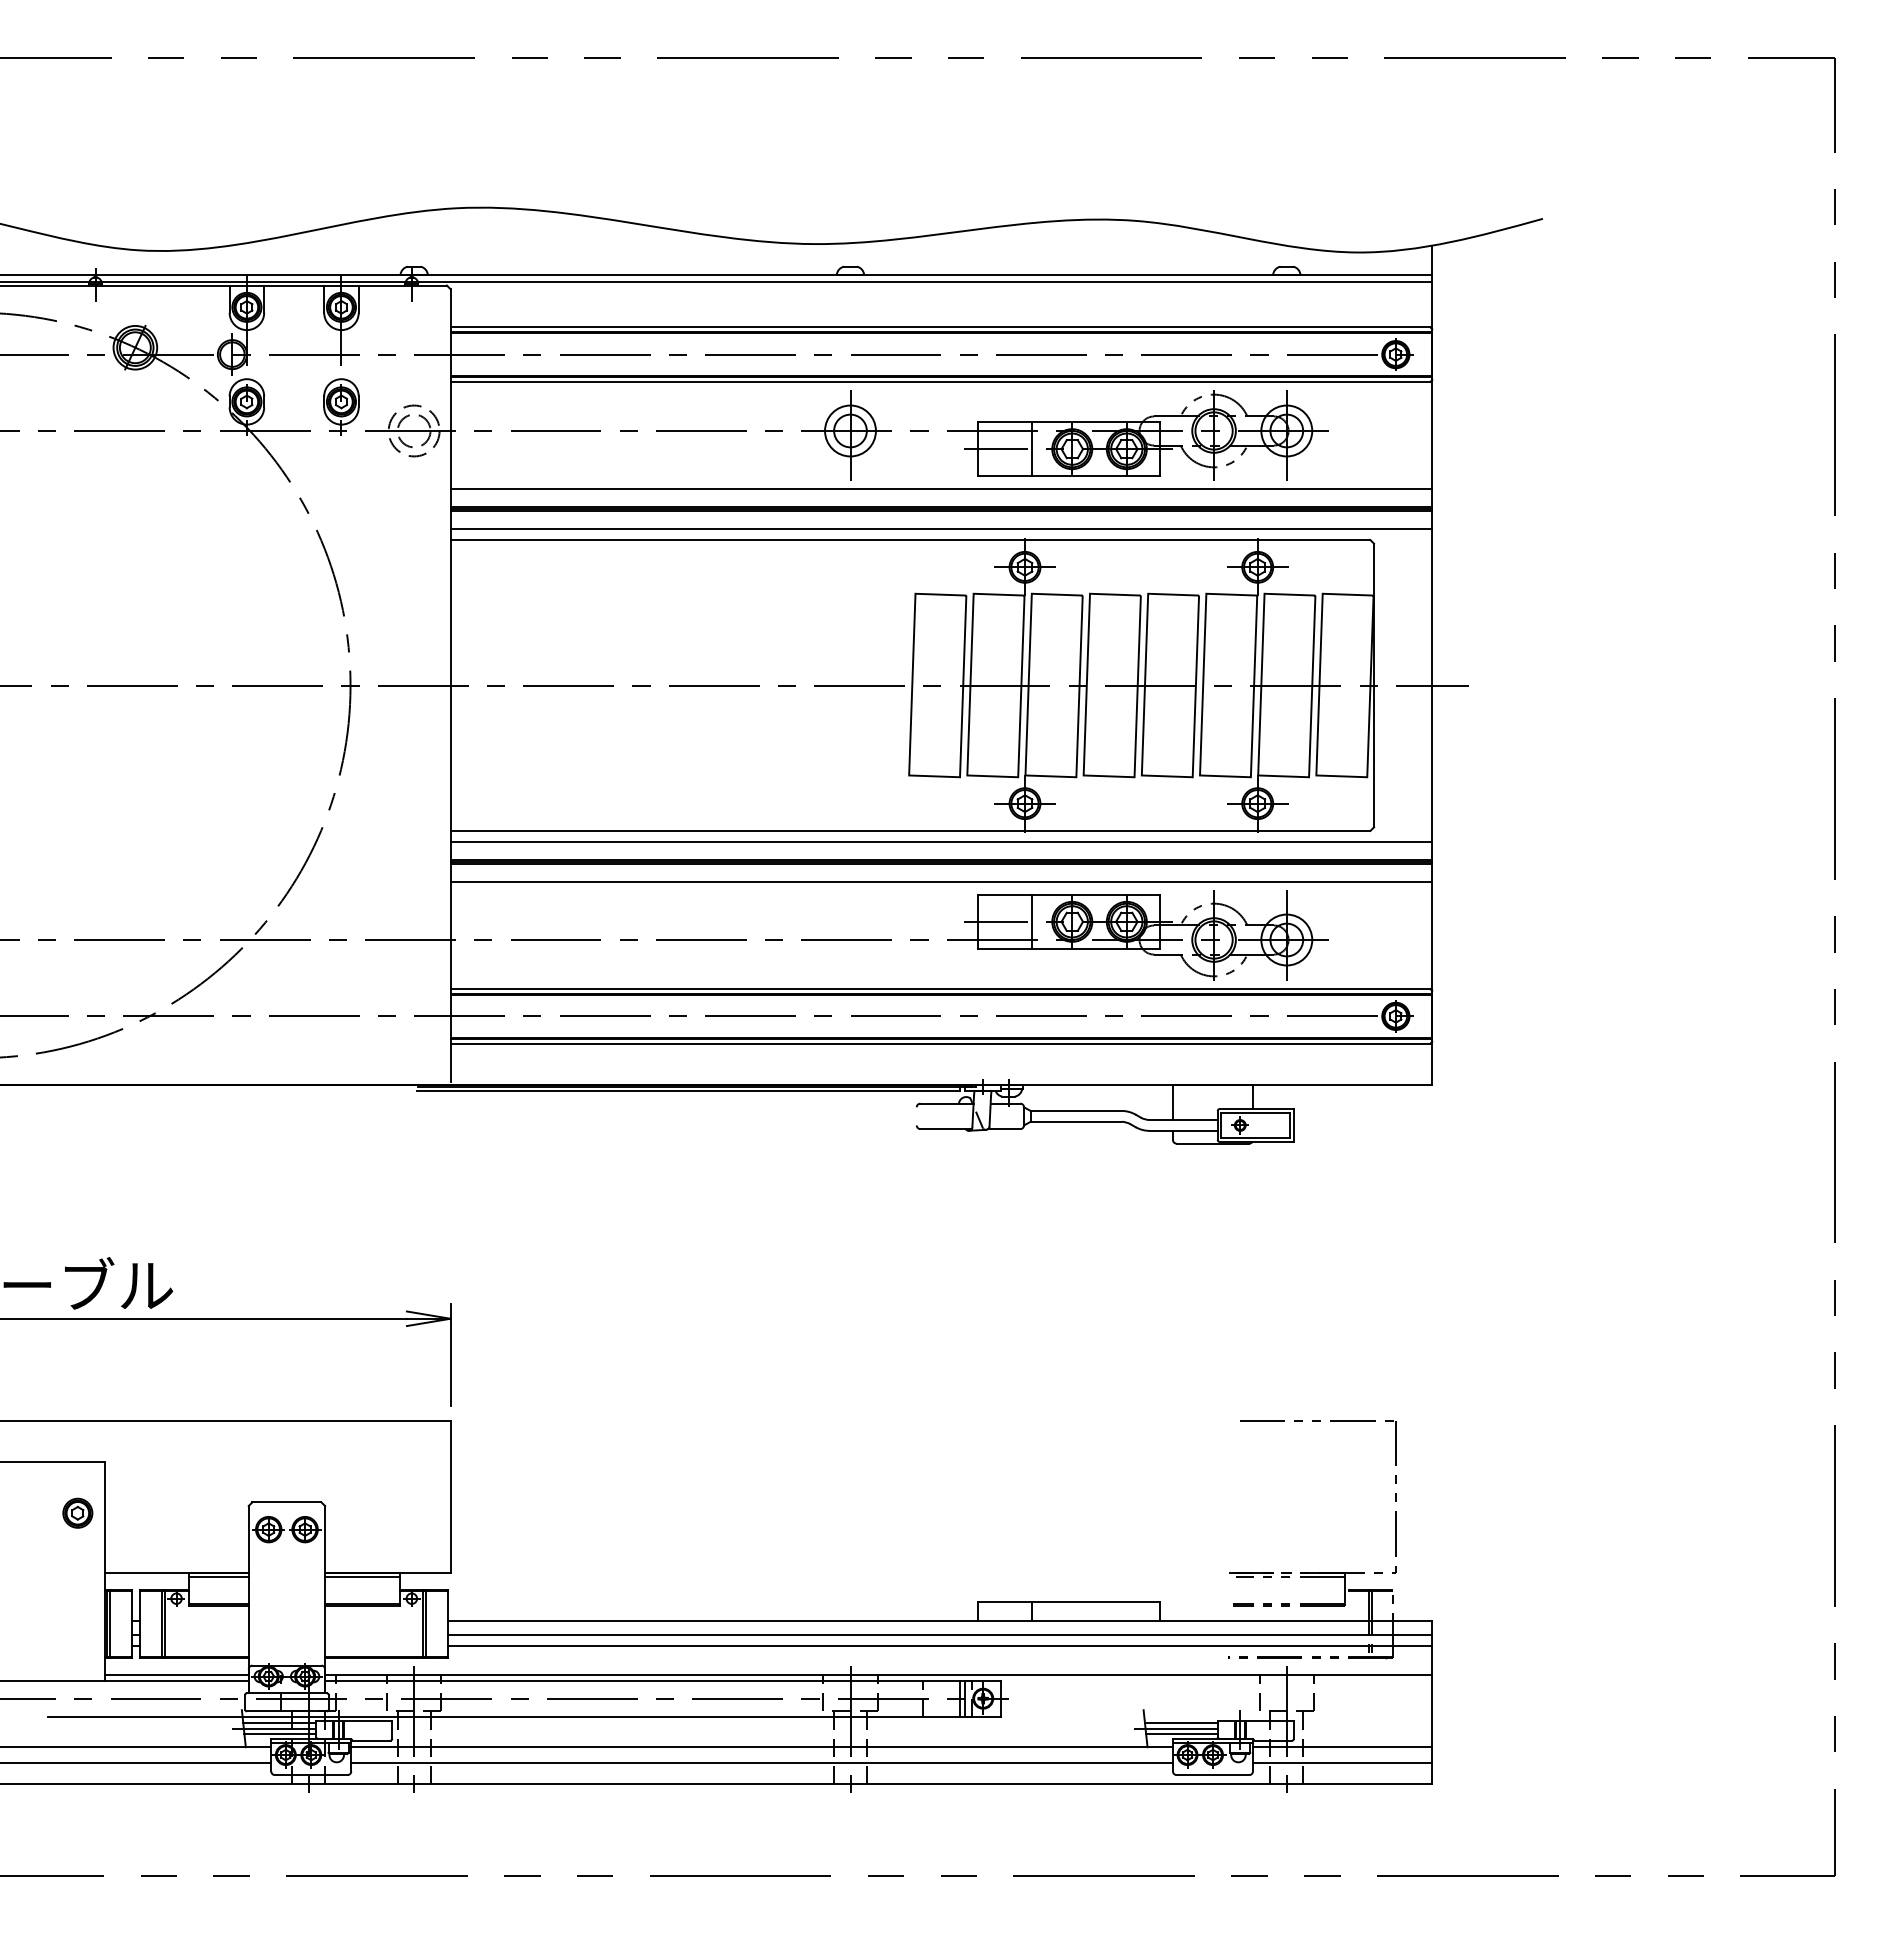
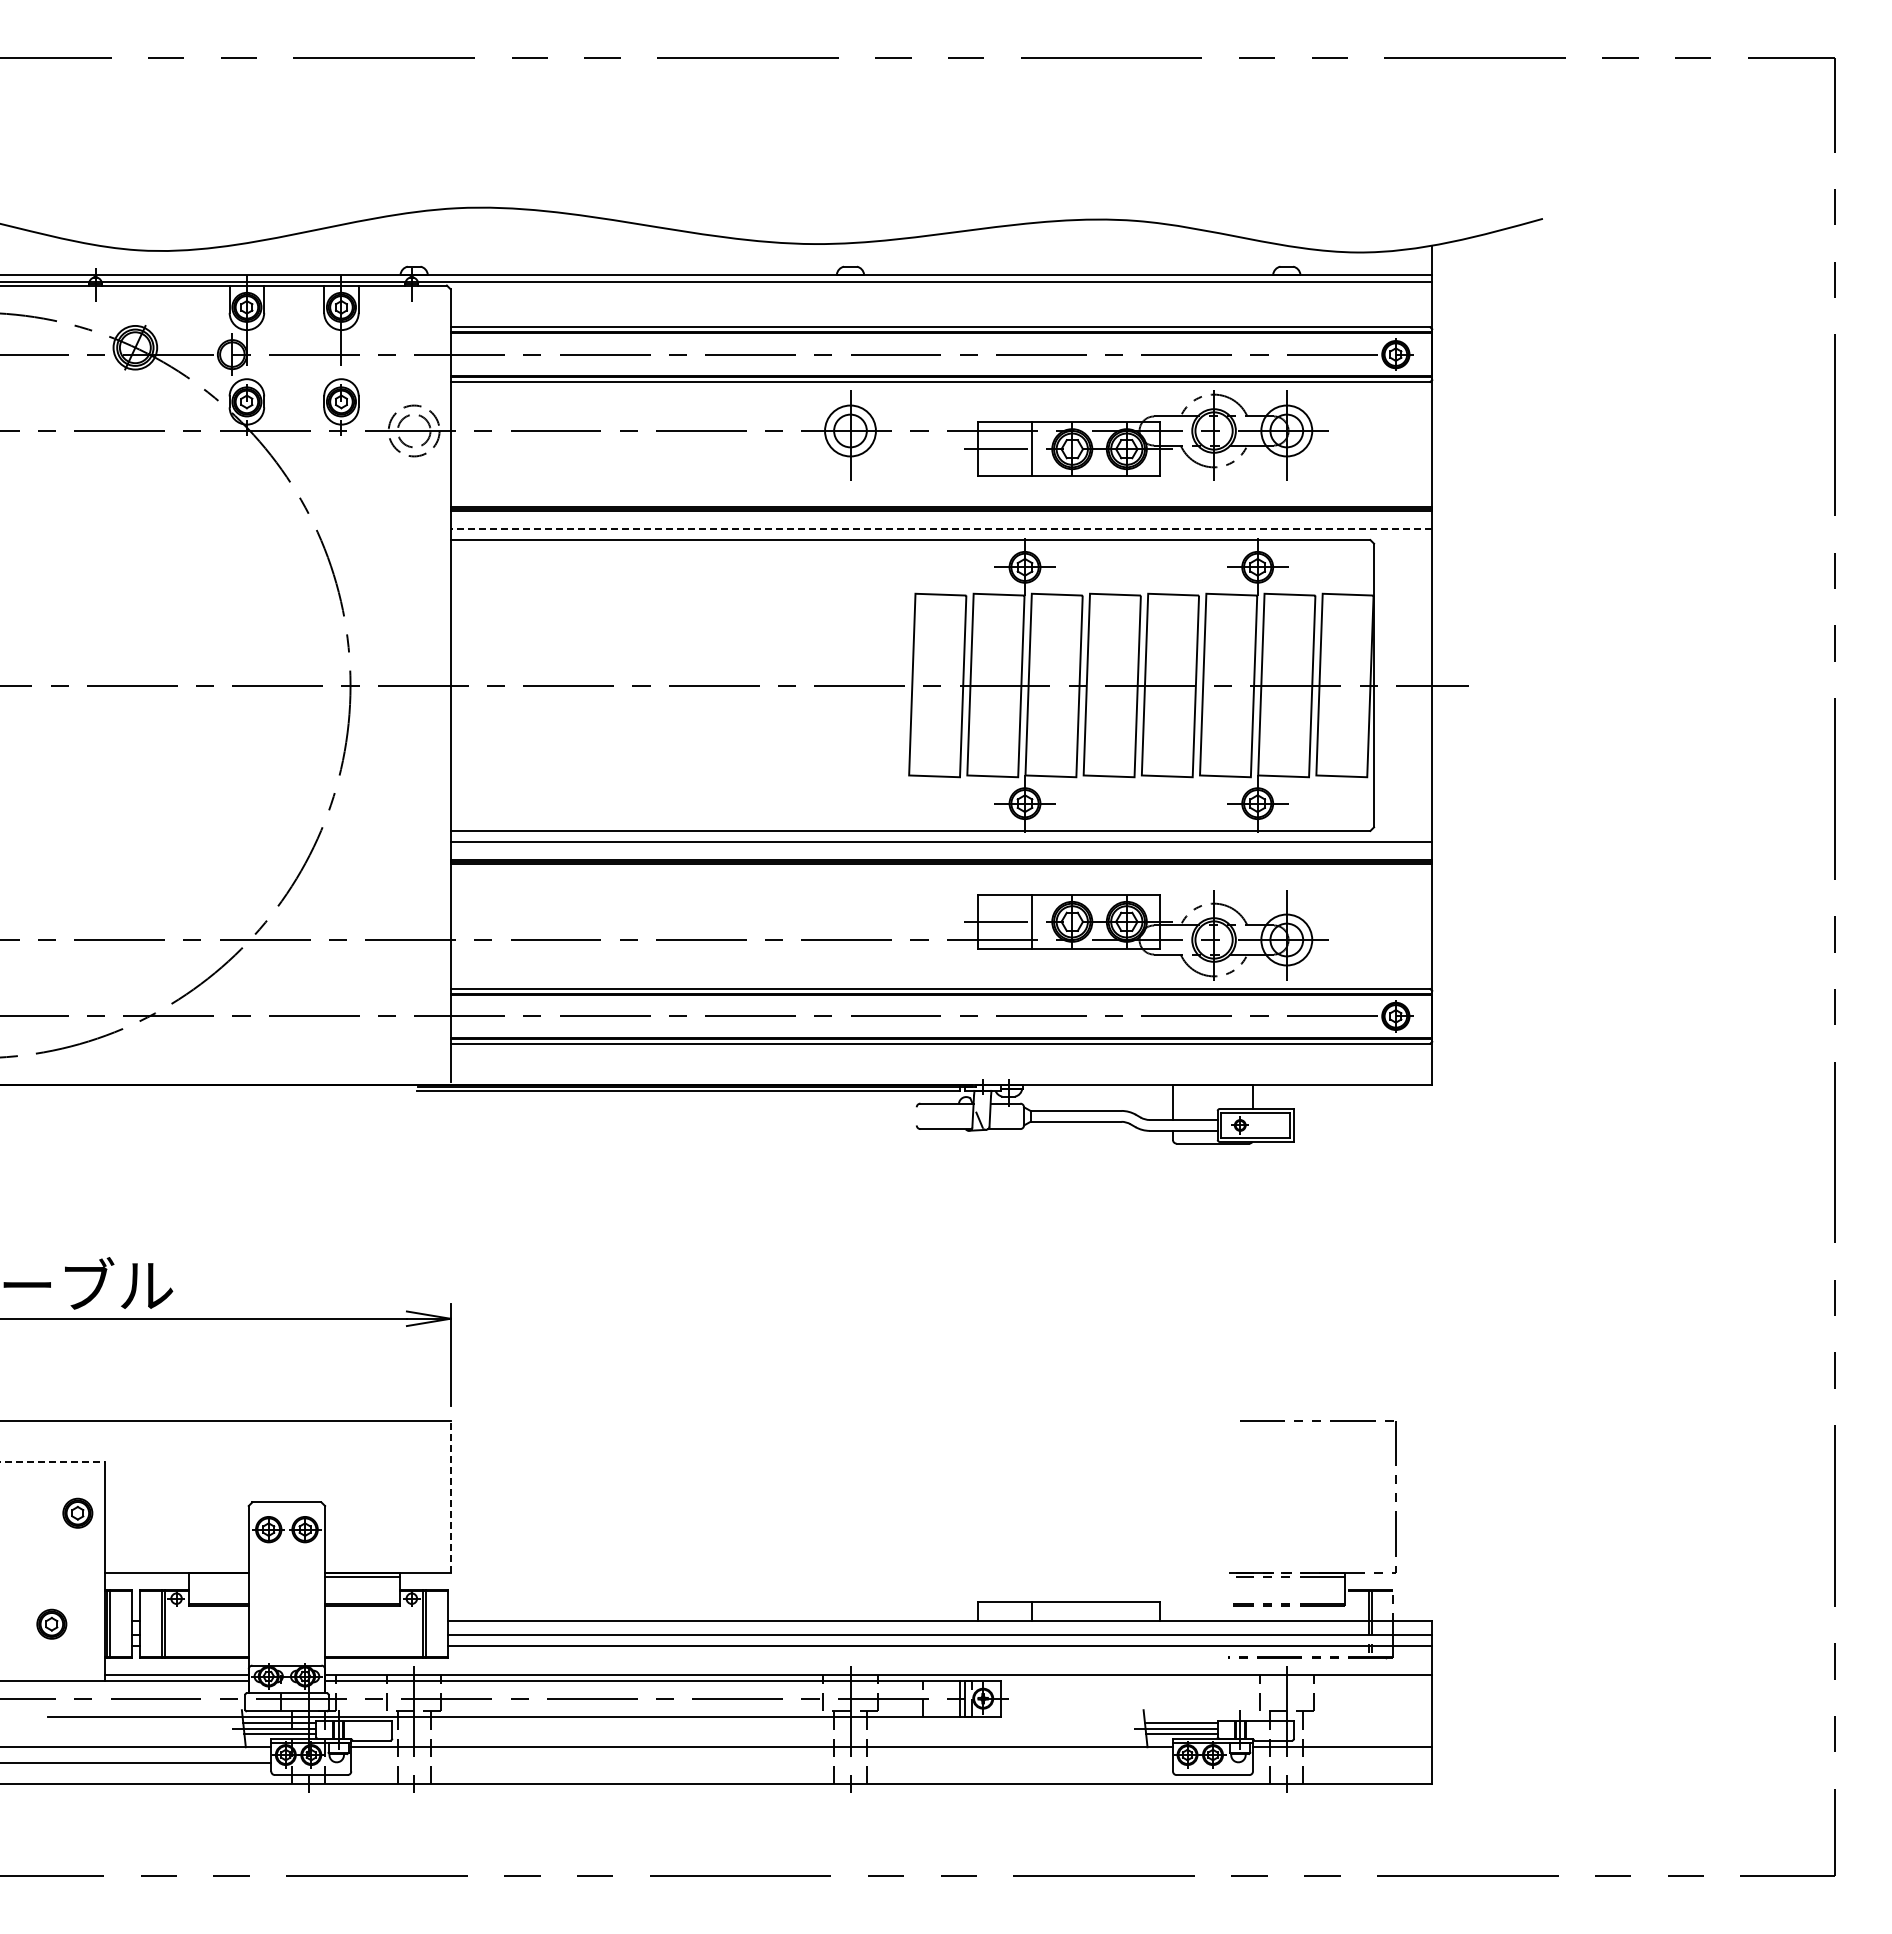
line: present -> none (941, 489)
line: solid -> dashed (941, 529)
line: present -> none (941, 881)
line: solid -> dashed (53, 1462)
line: solid -> dashed (450, 1496)
line: present -> none (218, 1576)
part: none -> present (51, 1623)
line: present -> none (762, 1763)
line: present -> none (1342, 1763)
